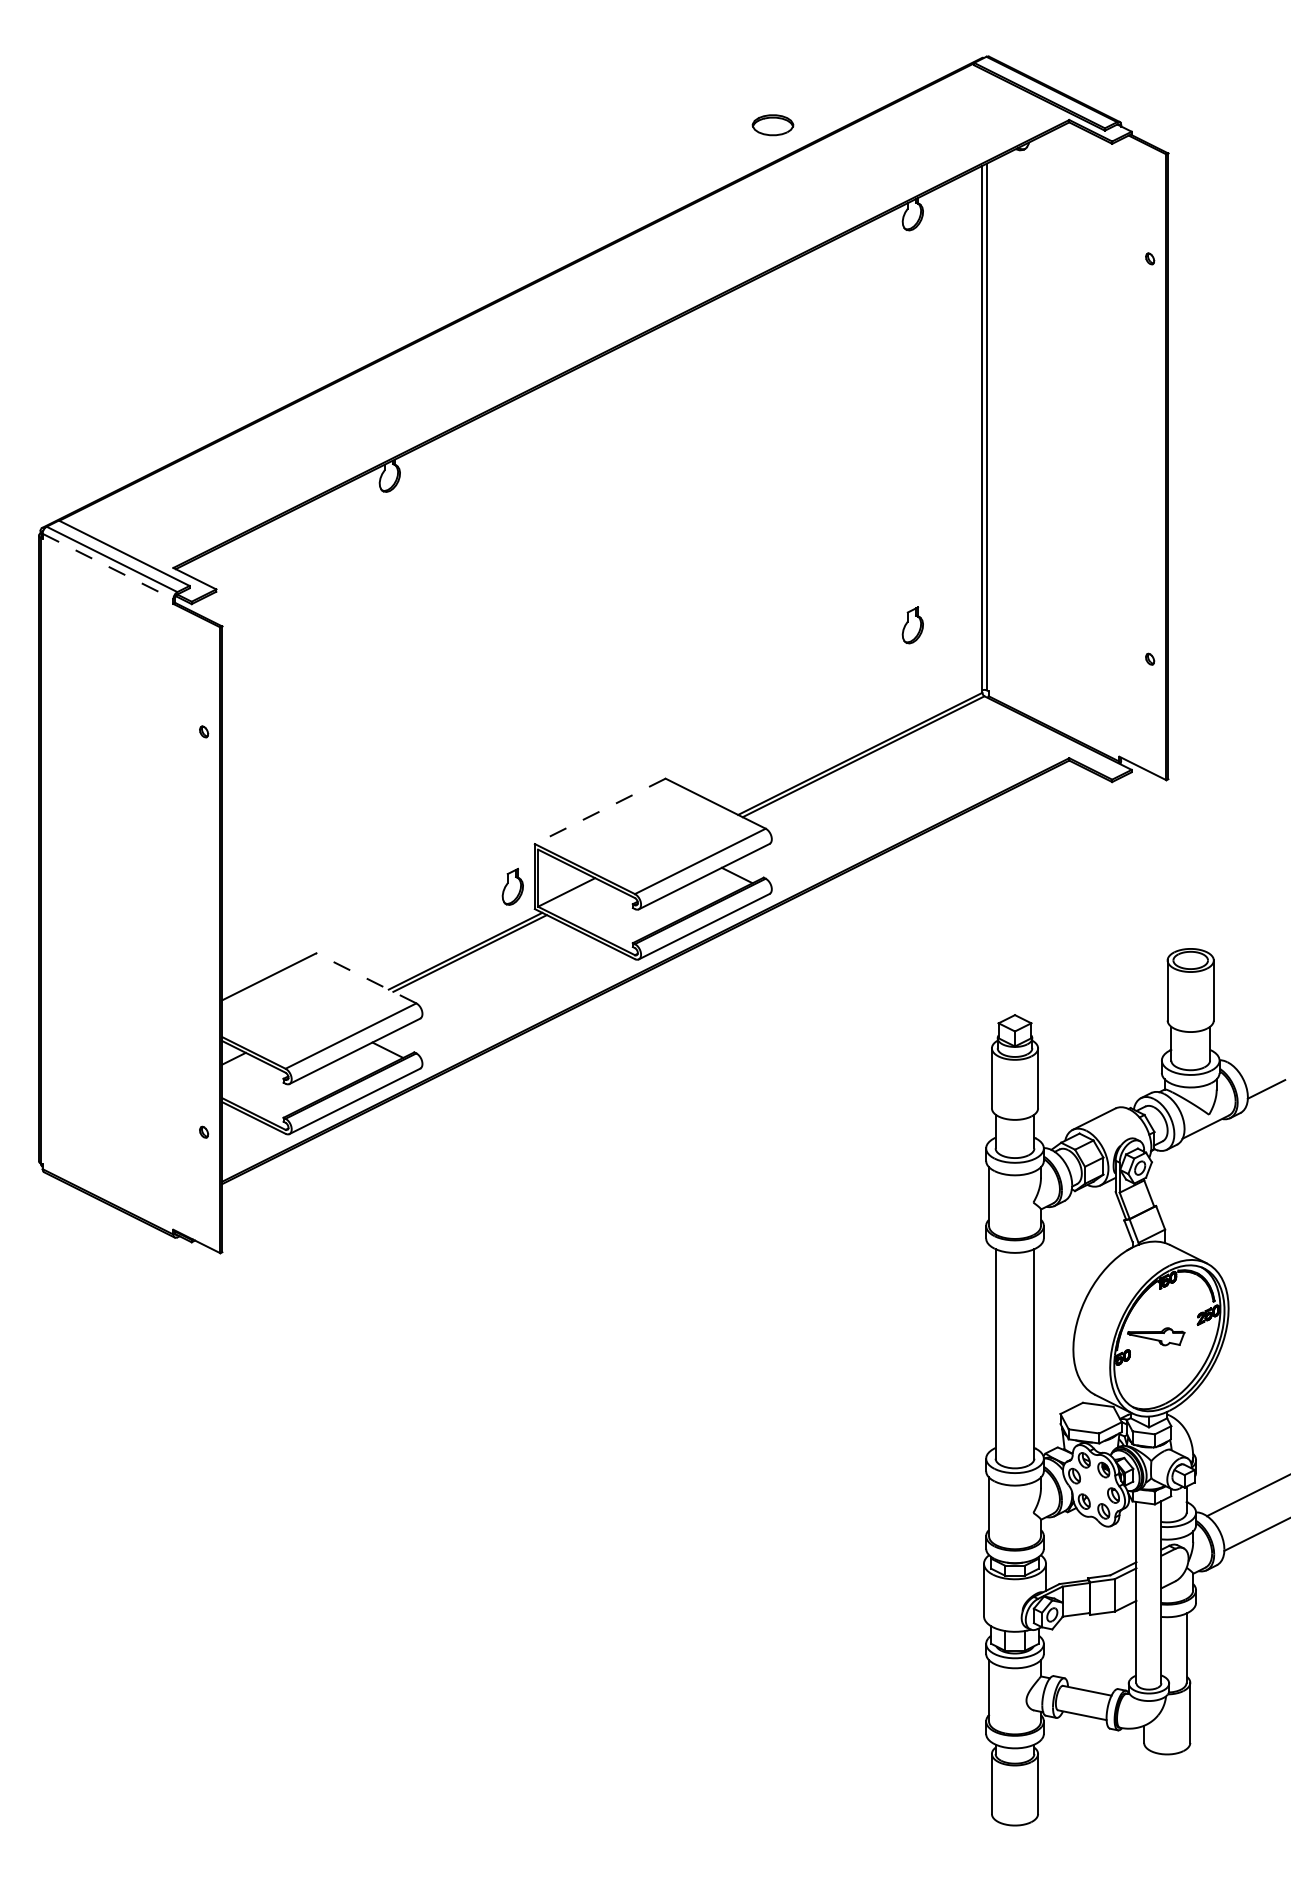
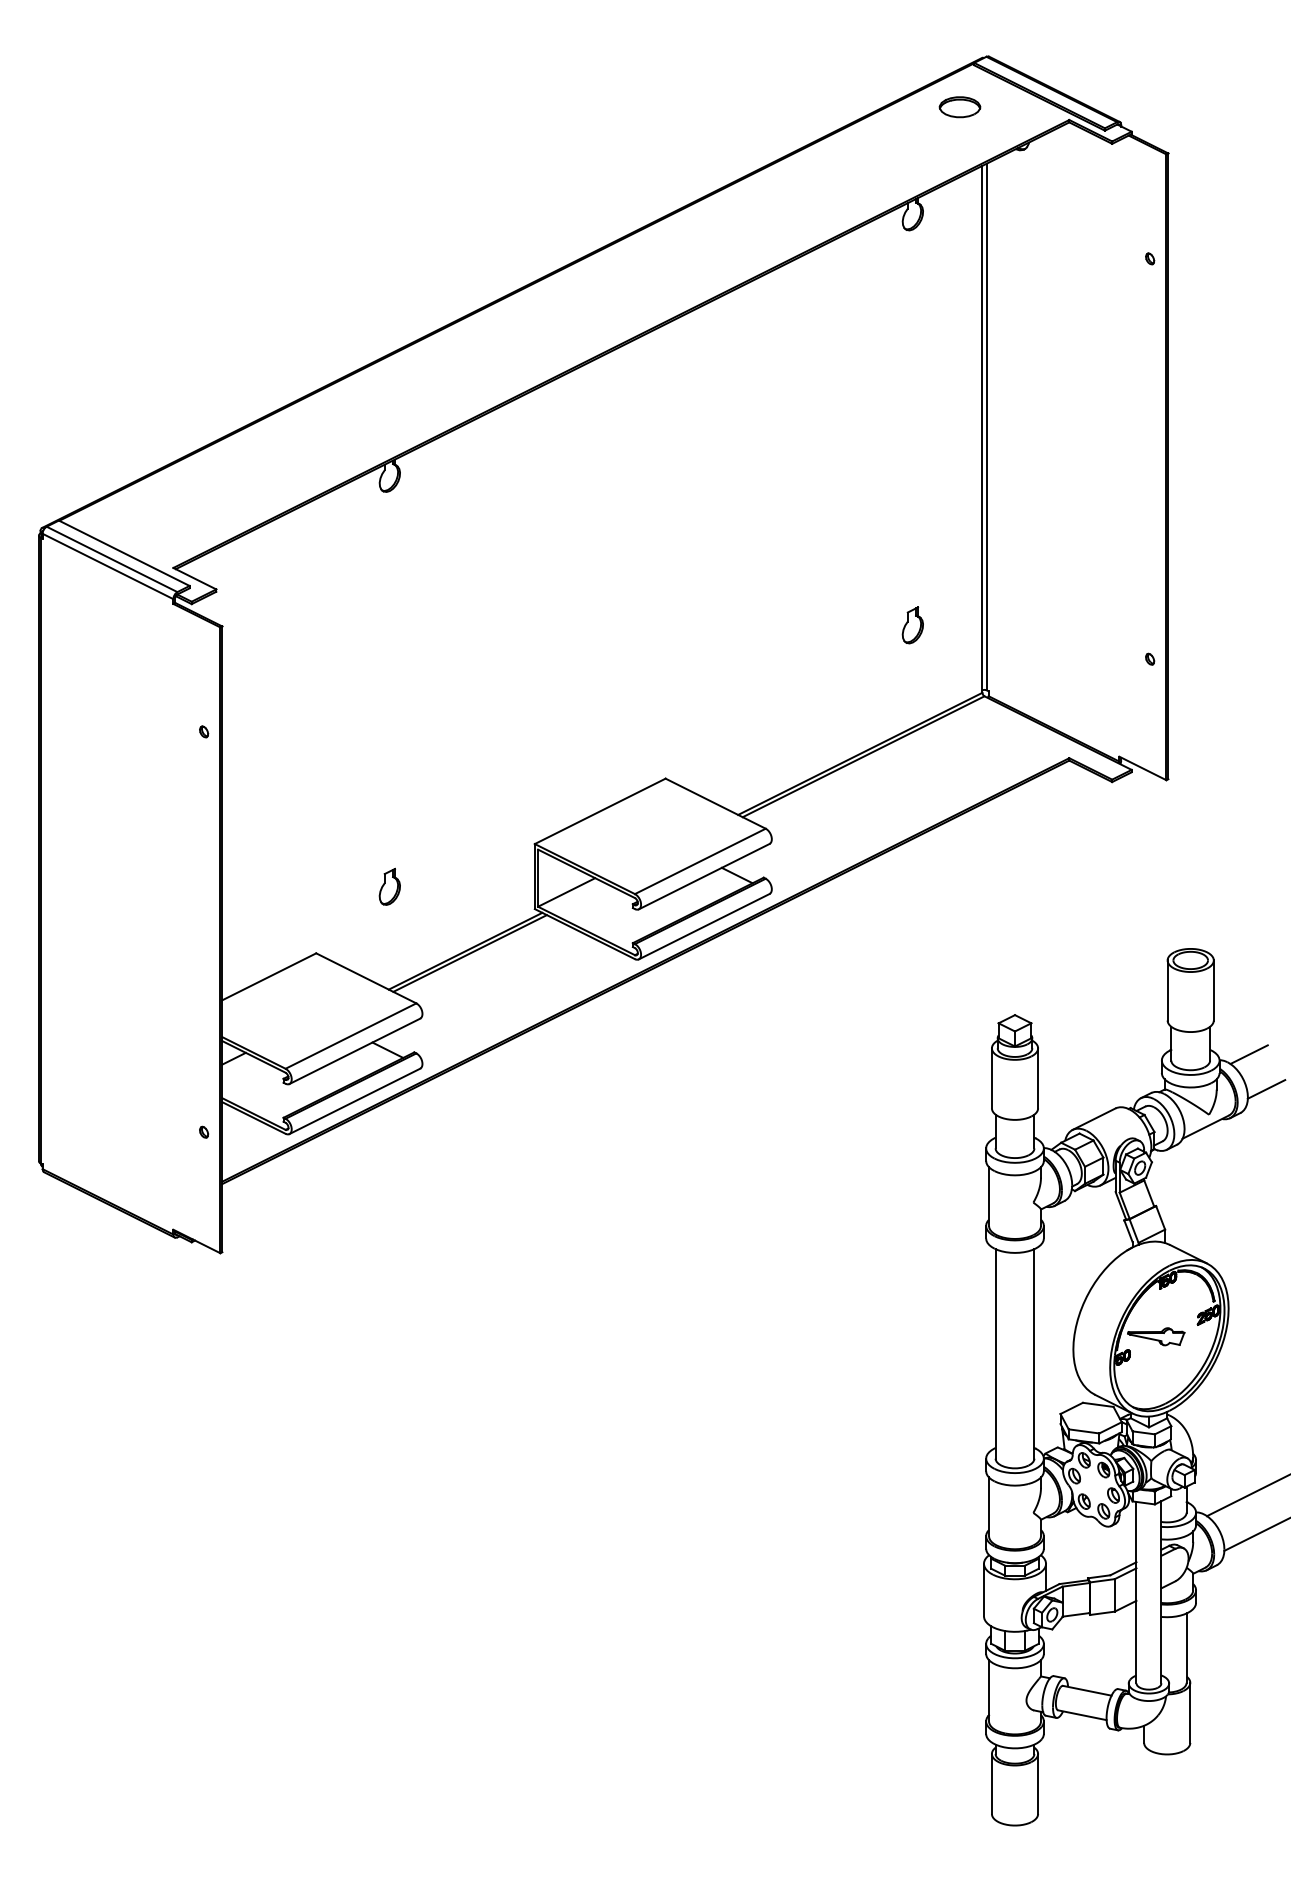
part position: (772, 125) -> (959, 107) (959, 107)
line: dashed -> solid (108, 566)
line: dashed -> solid (599, 811)
part position: (512, 886) -> (389, 886) (389, 886)
line: dashed -> solid (366, 978)
line: none -> present (1248, 1054)
